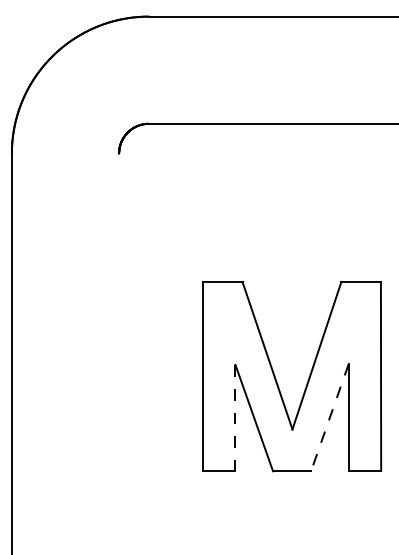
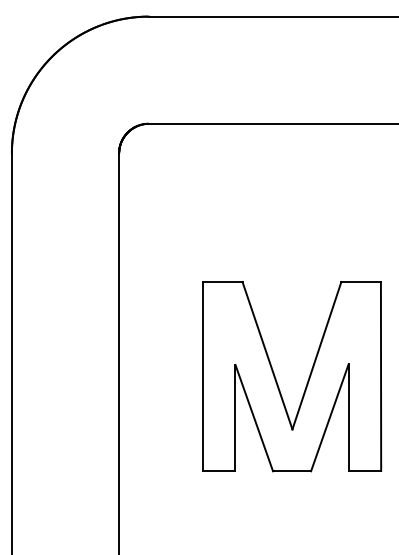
line: none -> present (119, 352)
line: dashed -> solid (329, 417)
line: dashed -> solid (235, 418)
